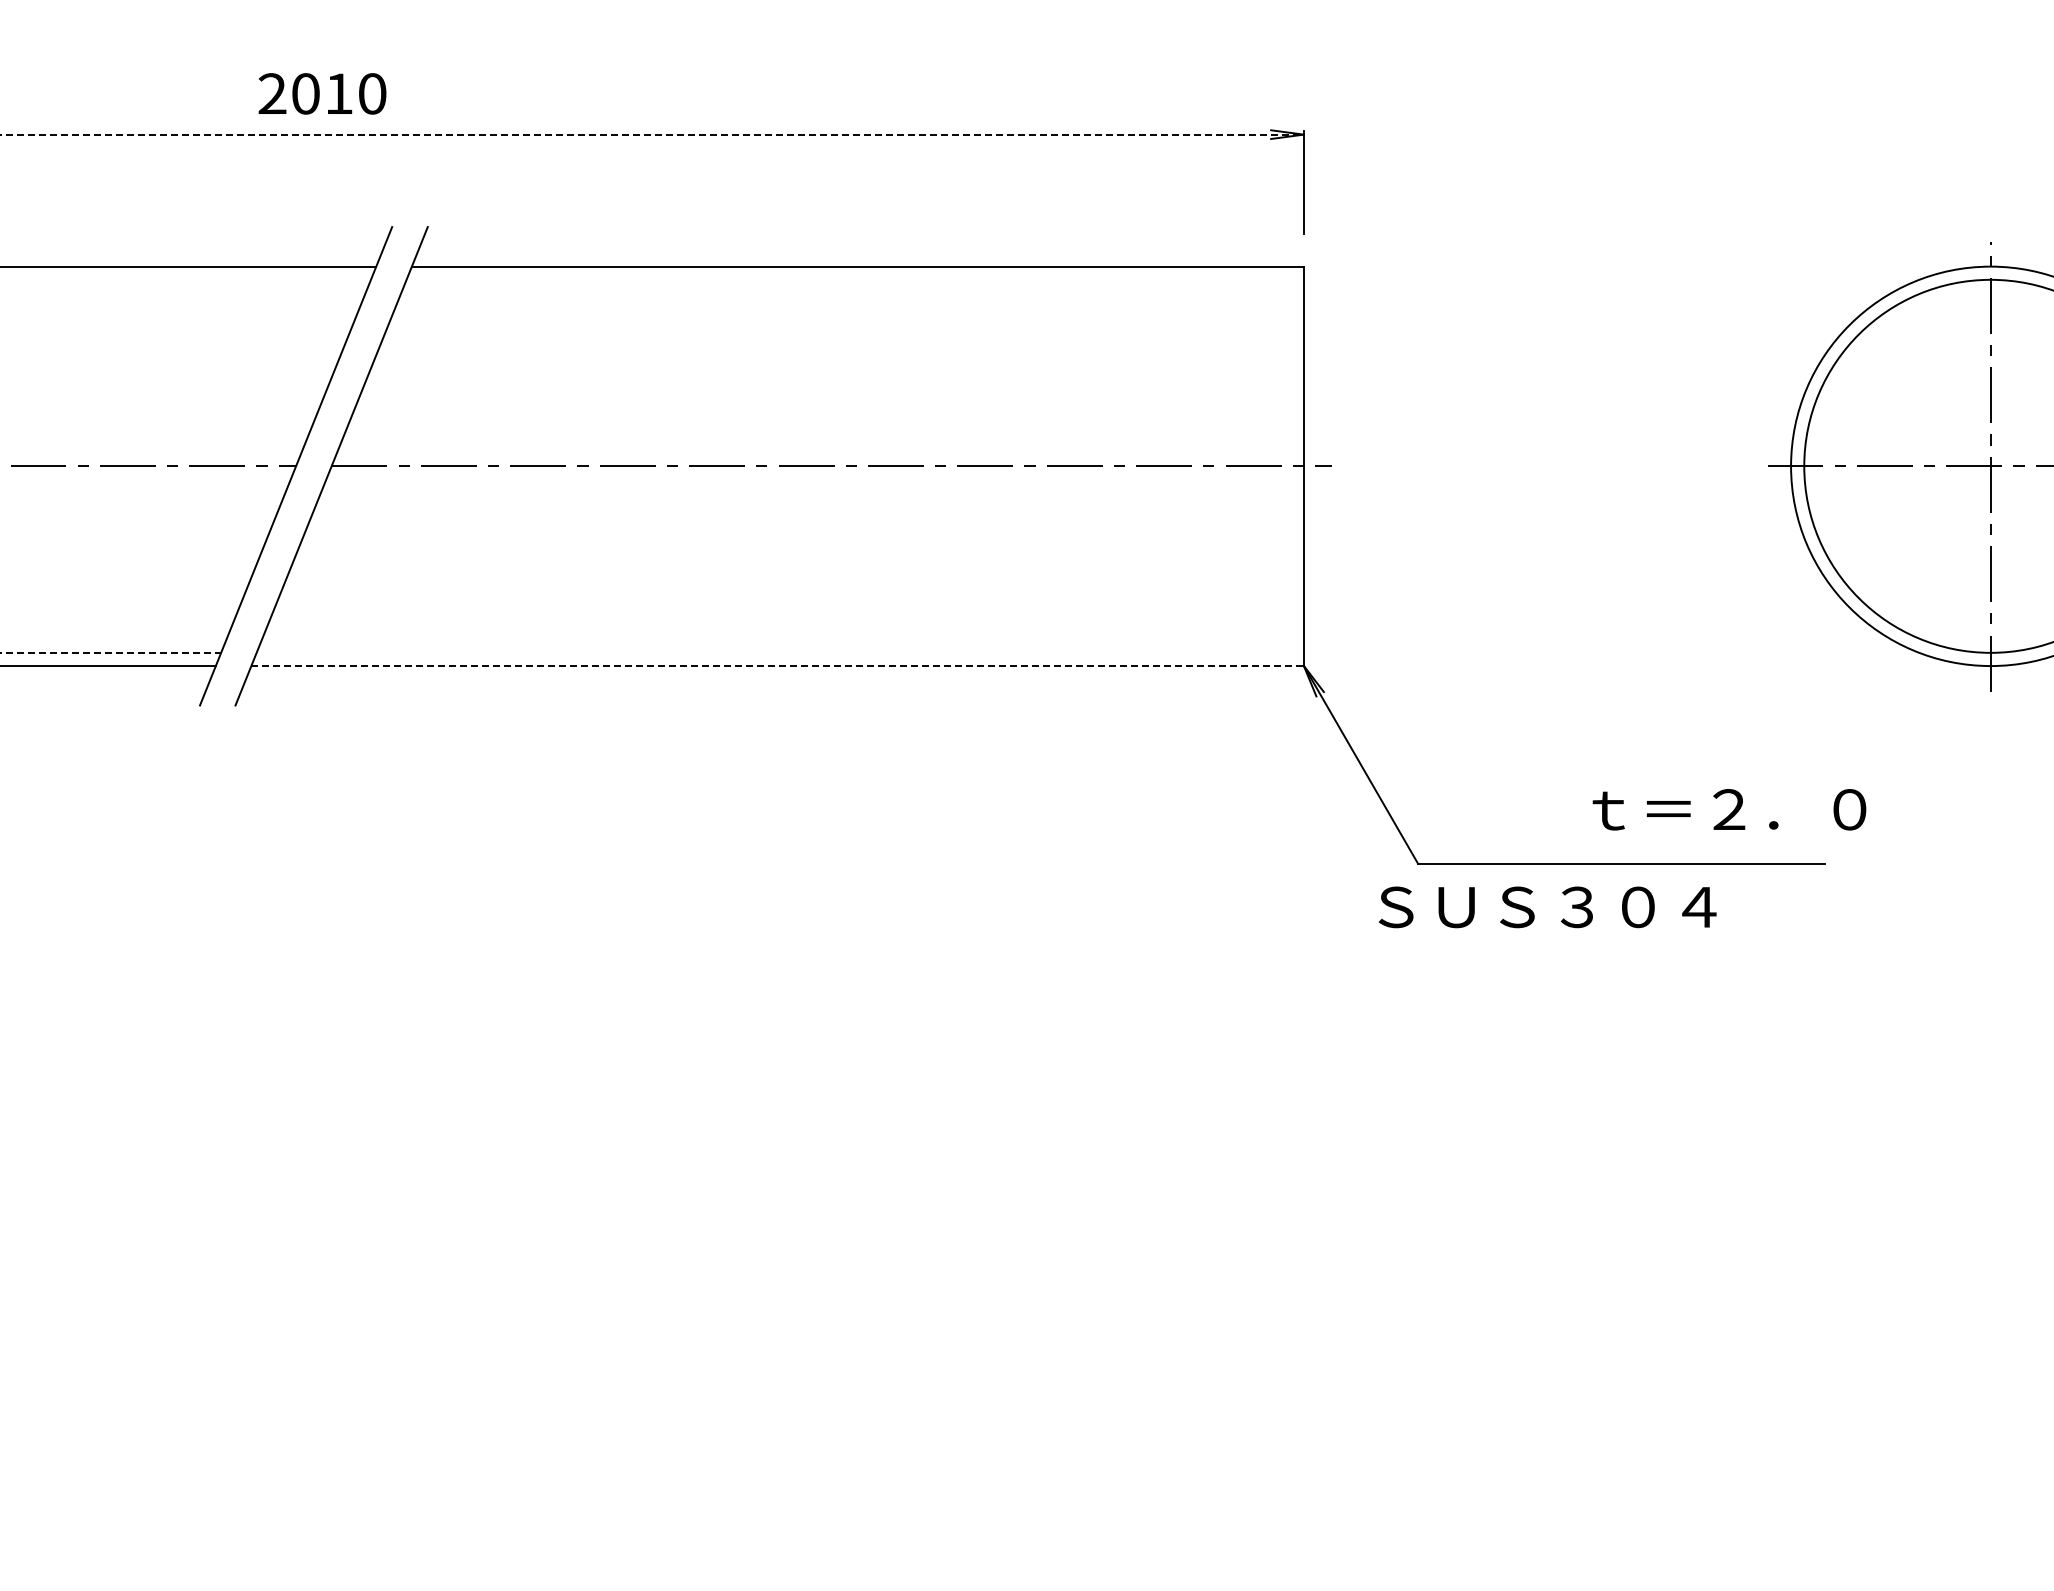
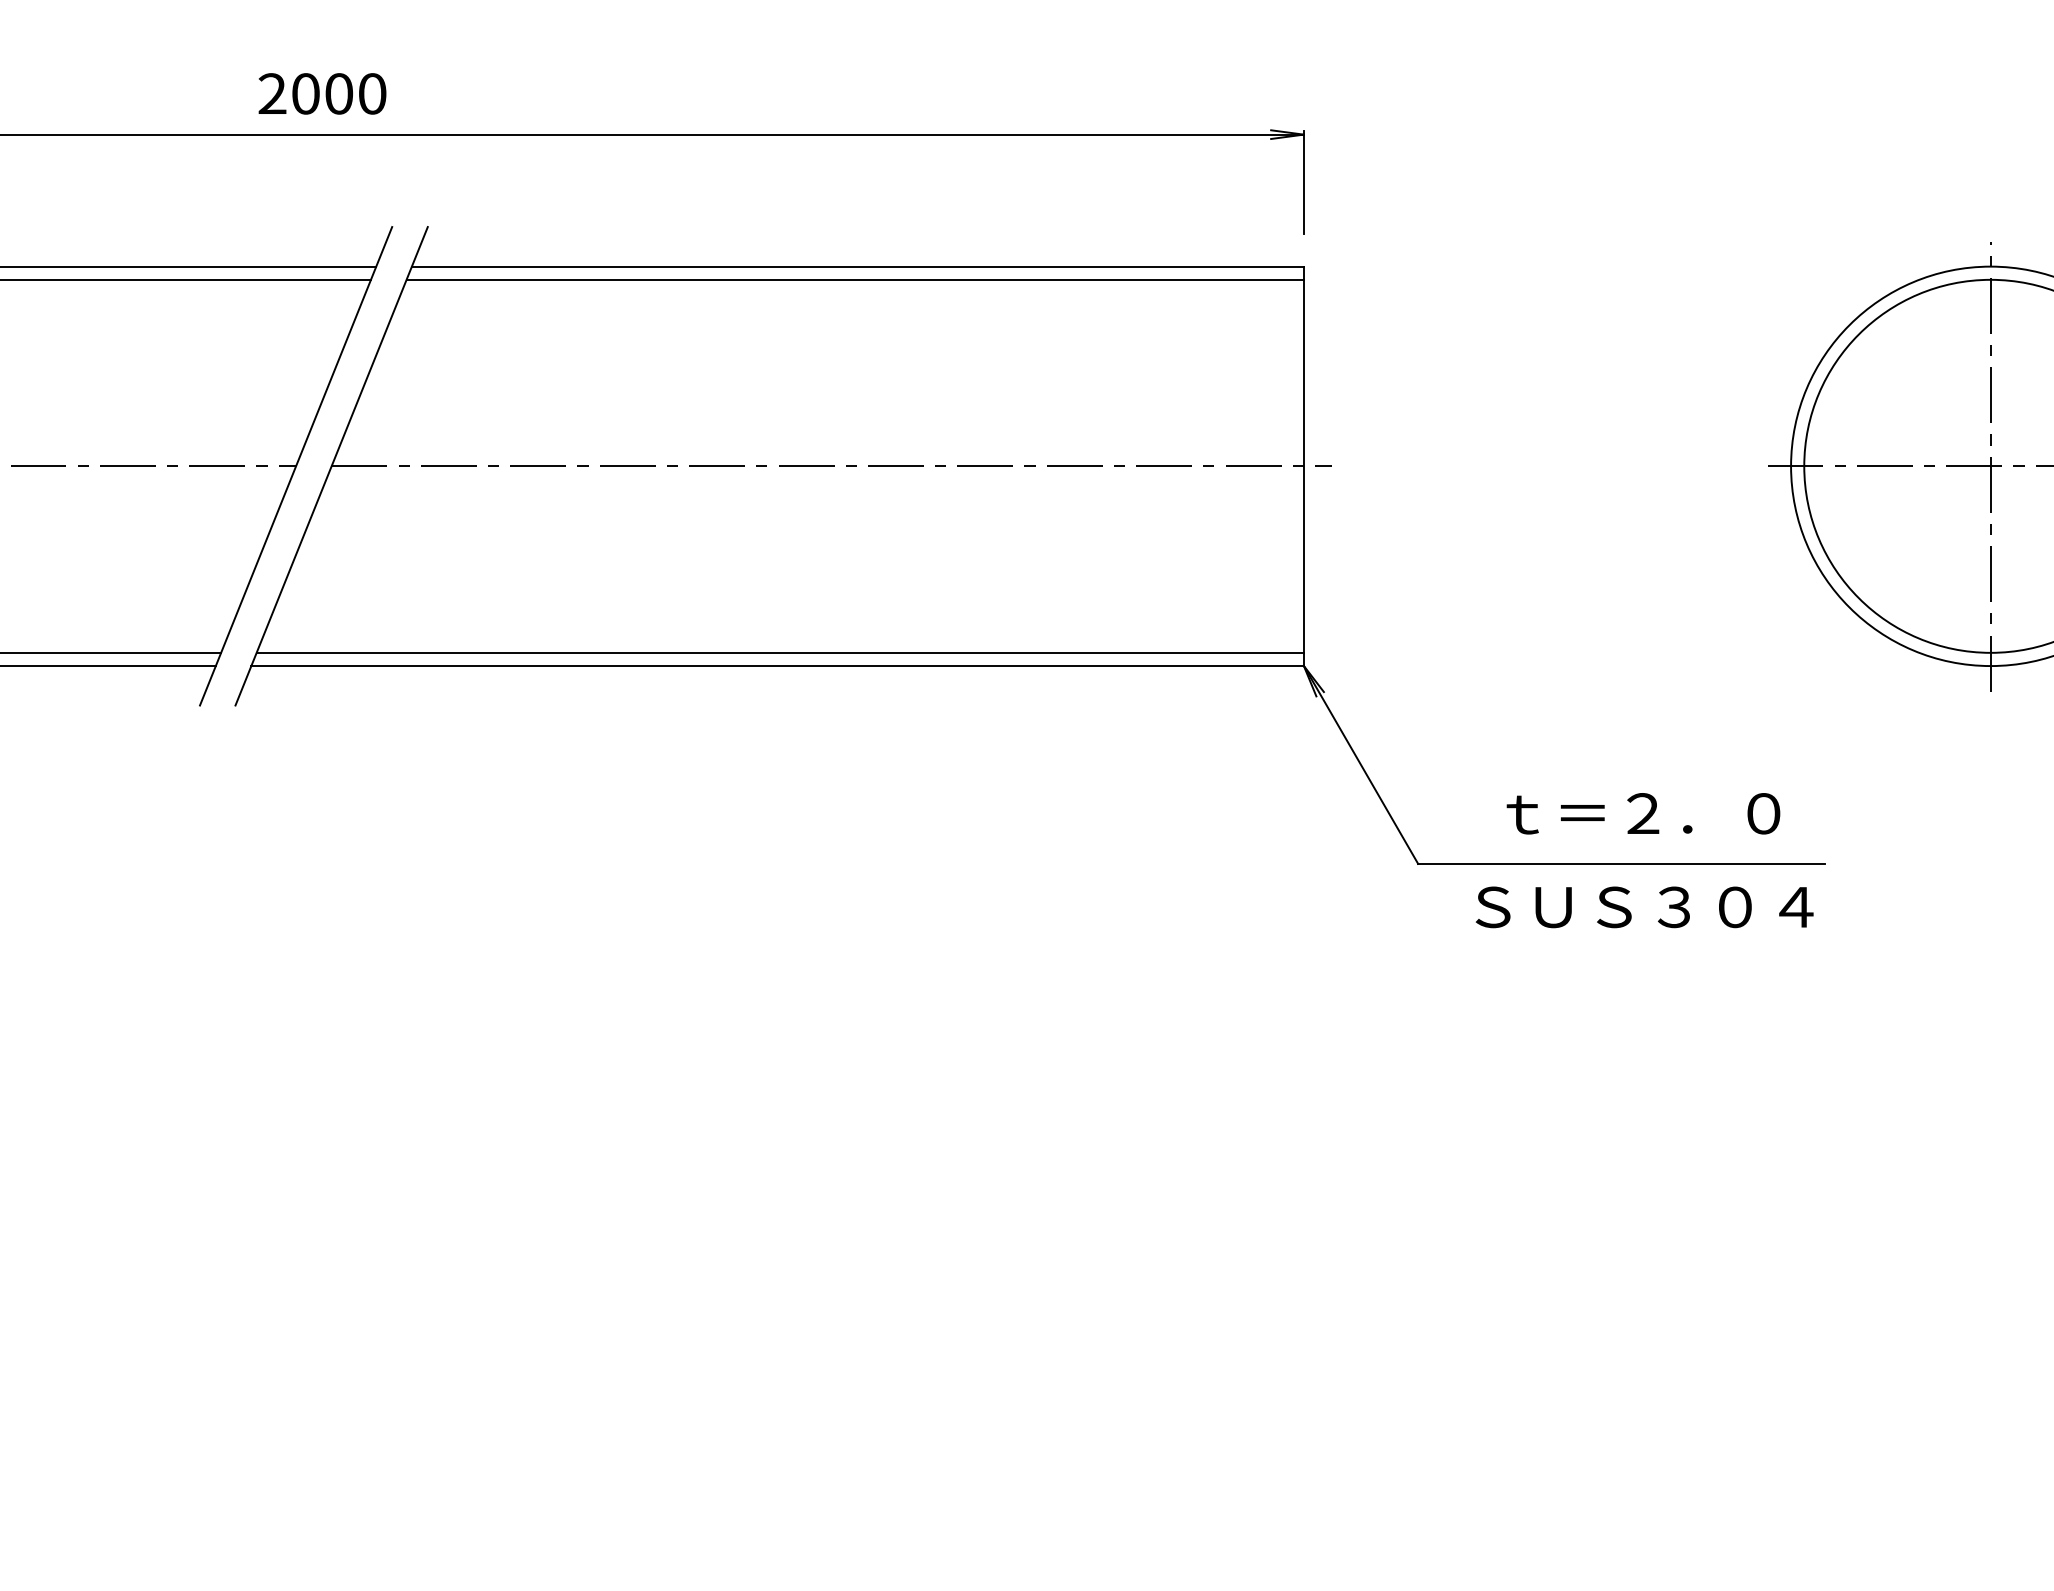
text: 2010 -> 2000 (339, 93)
line: dashed -> solid (652, 134)
line: none -> present (186, 279)
line: none -> present (854, 279)
line: dashed -> solid (111, 652)
line: none -> present (779, 652)
line: dashed -> solid (778, 665)
text position: (1729, 809) -> (1643, 813) (1643, 813)
text position: (1547, 907) -> (1644, 907) (1644, 907)
